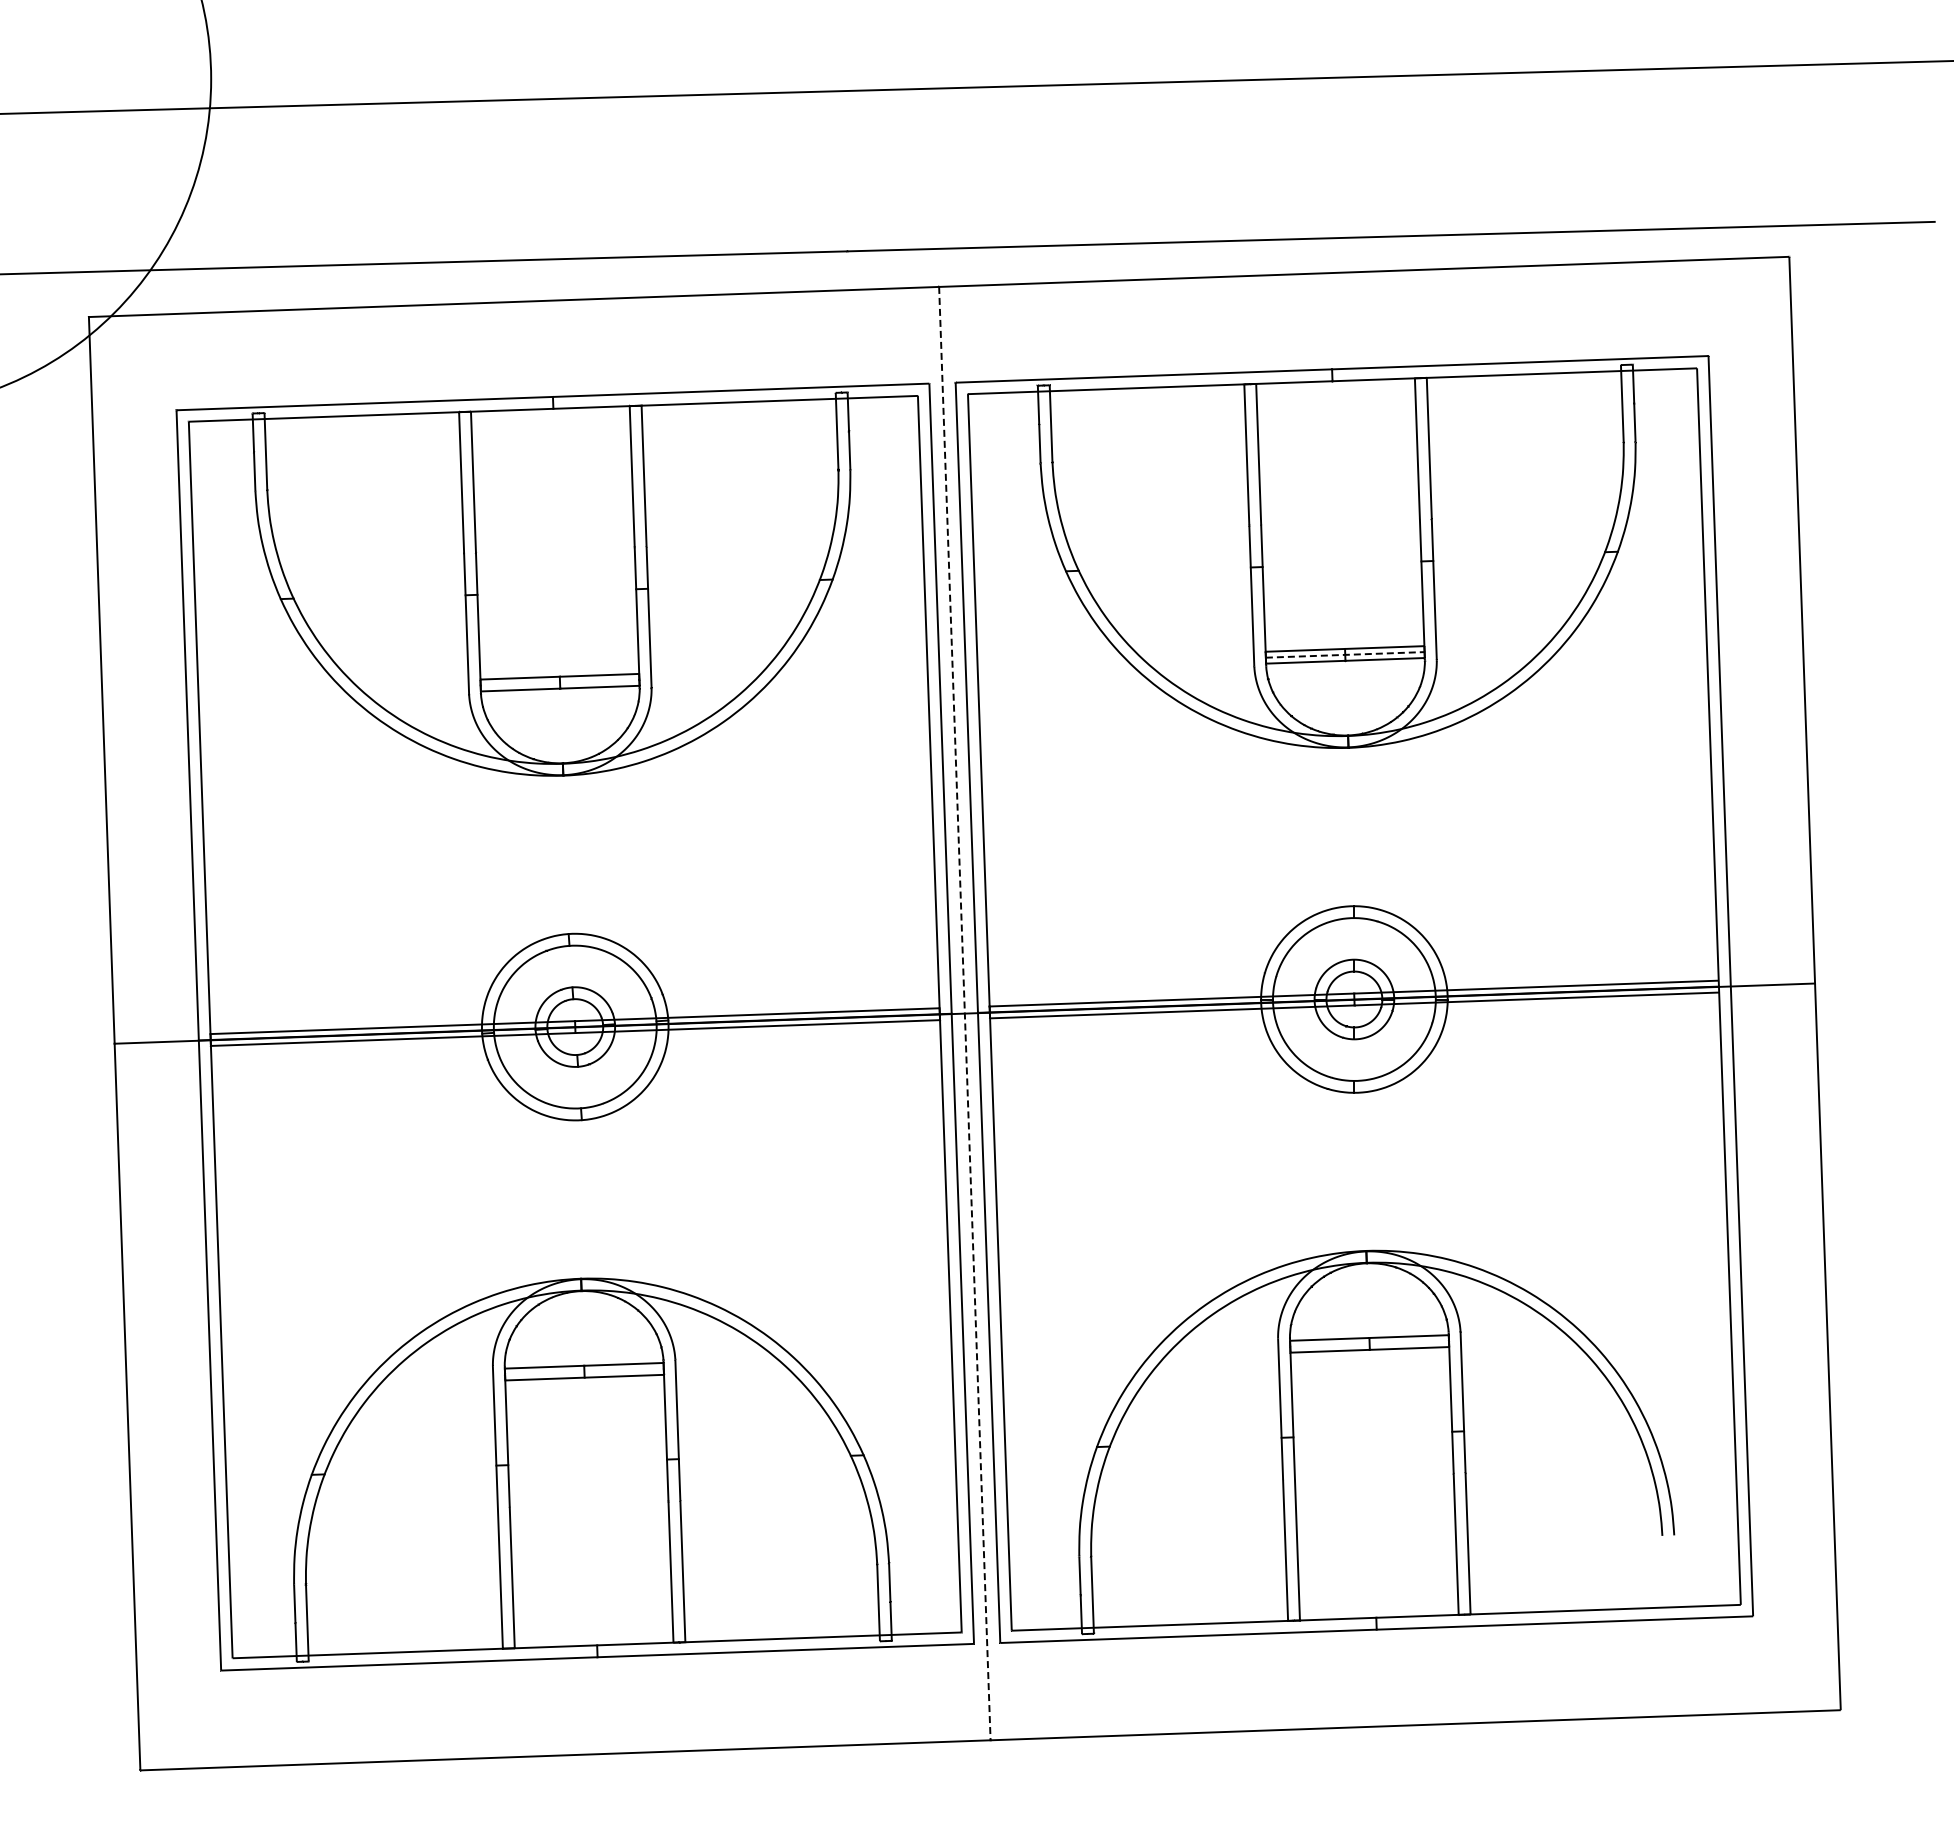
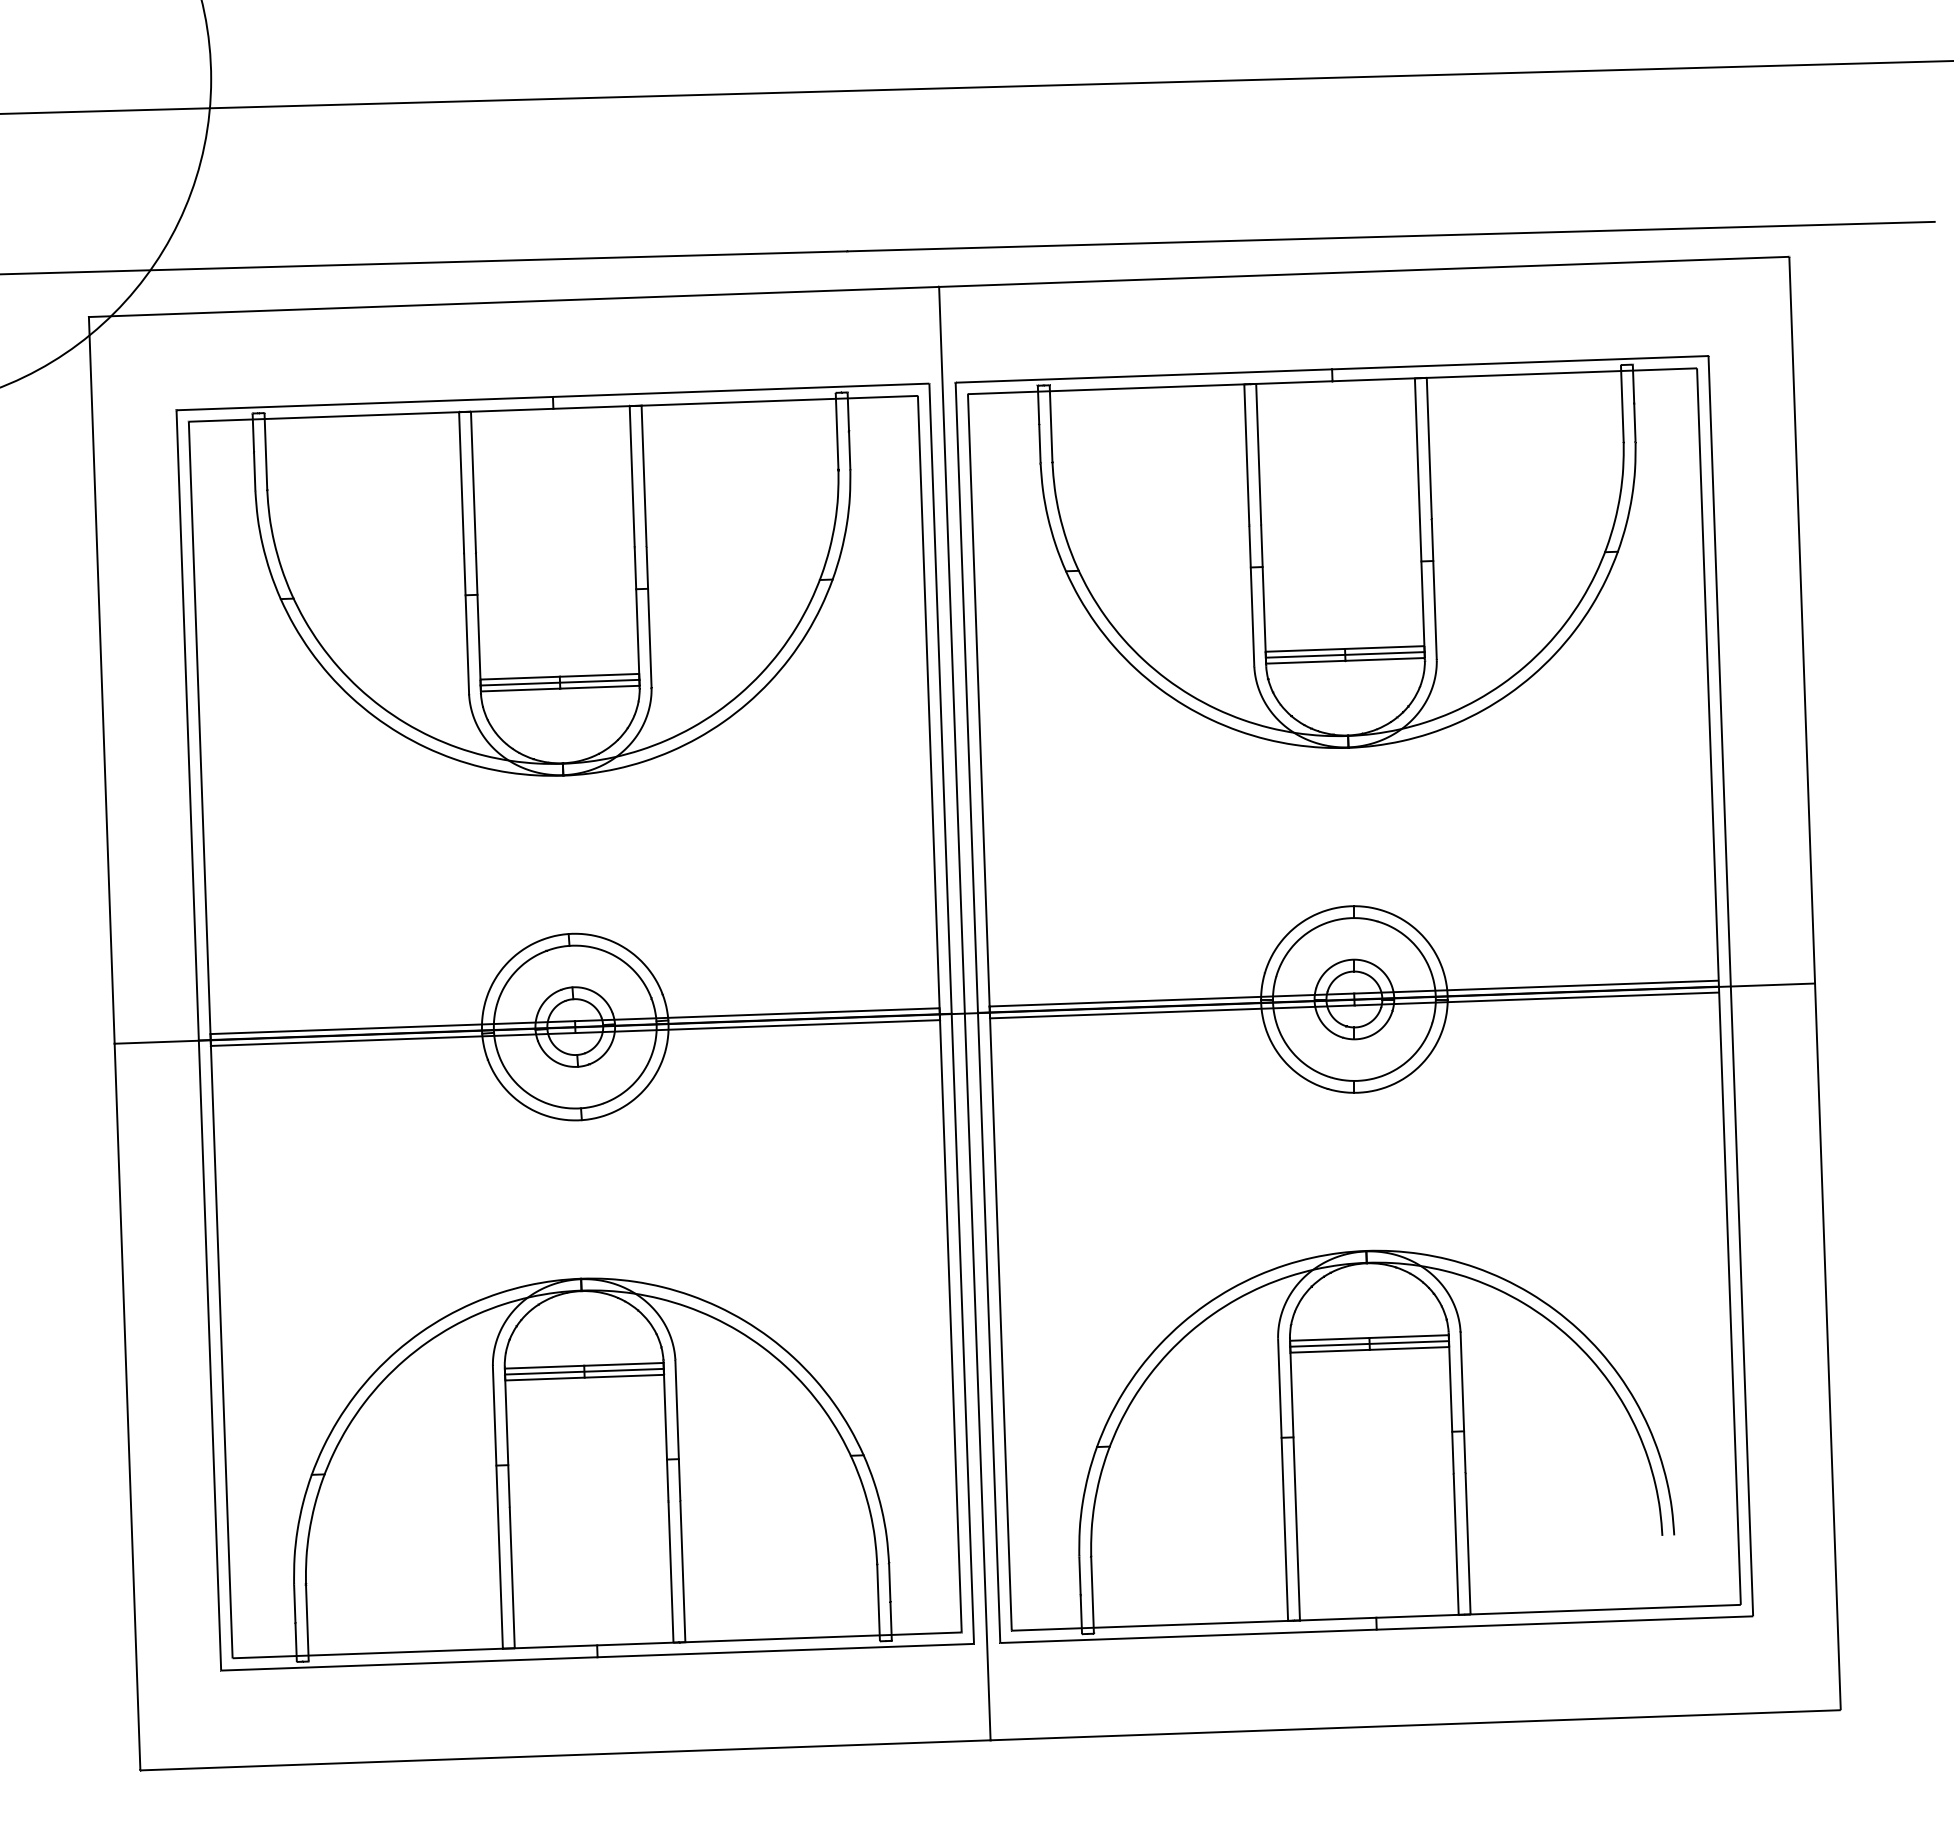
line: dashed -> solid (1345, 654)
line: none -> present (559, 682)
line: dashed -> solid (964, 1014)
line: none -> present (1369, 1343)
line: none -> present (584, 1371)
